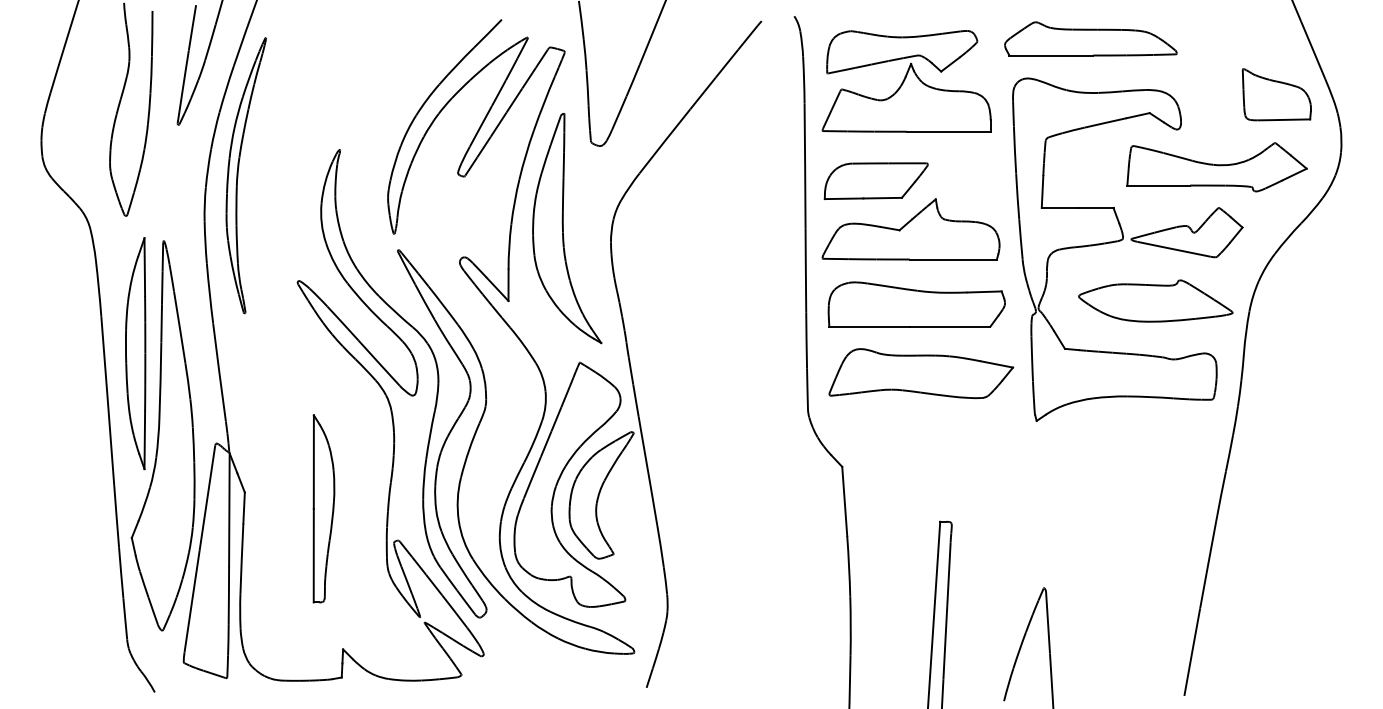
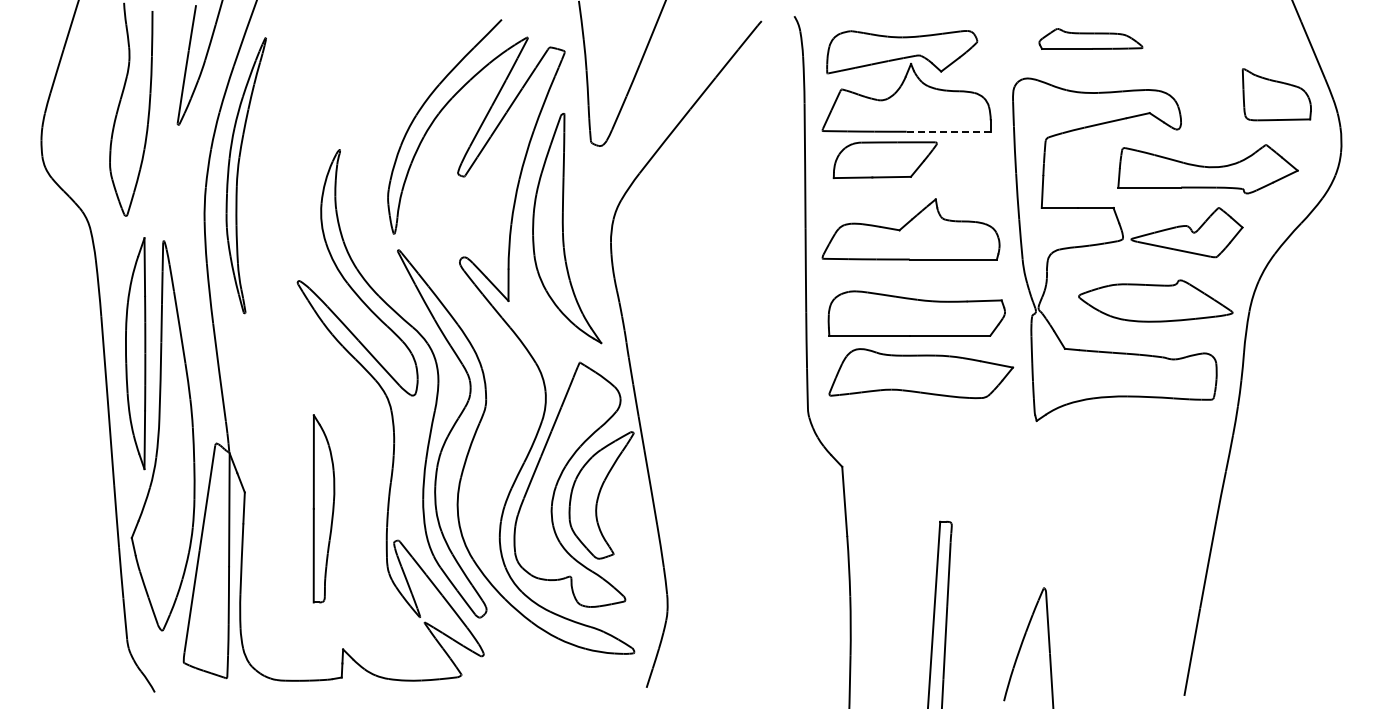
part size: 174x36 px -> 106x22 px (1090, 38)
line: solid -> dashed (948, 131)
part position: (1216, 167) -> (1207, 169) (1207, 169)
part position: (875, 180) -> (884, 159) (884, 159)
part position: (916, 304) -> (916, 313) (916, 313)
